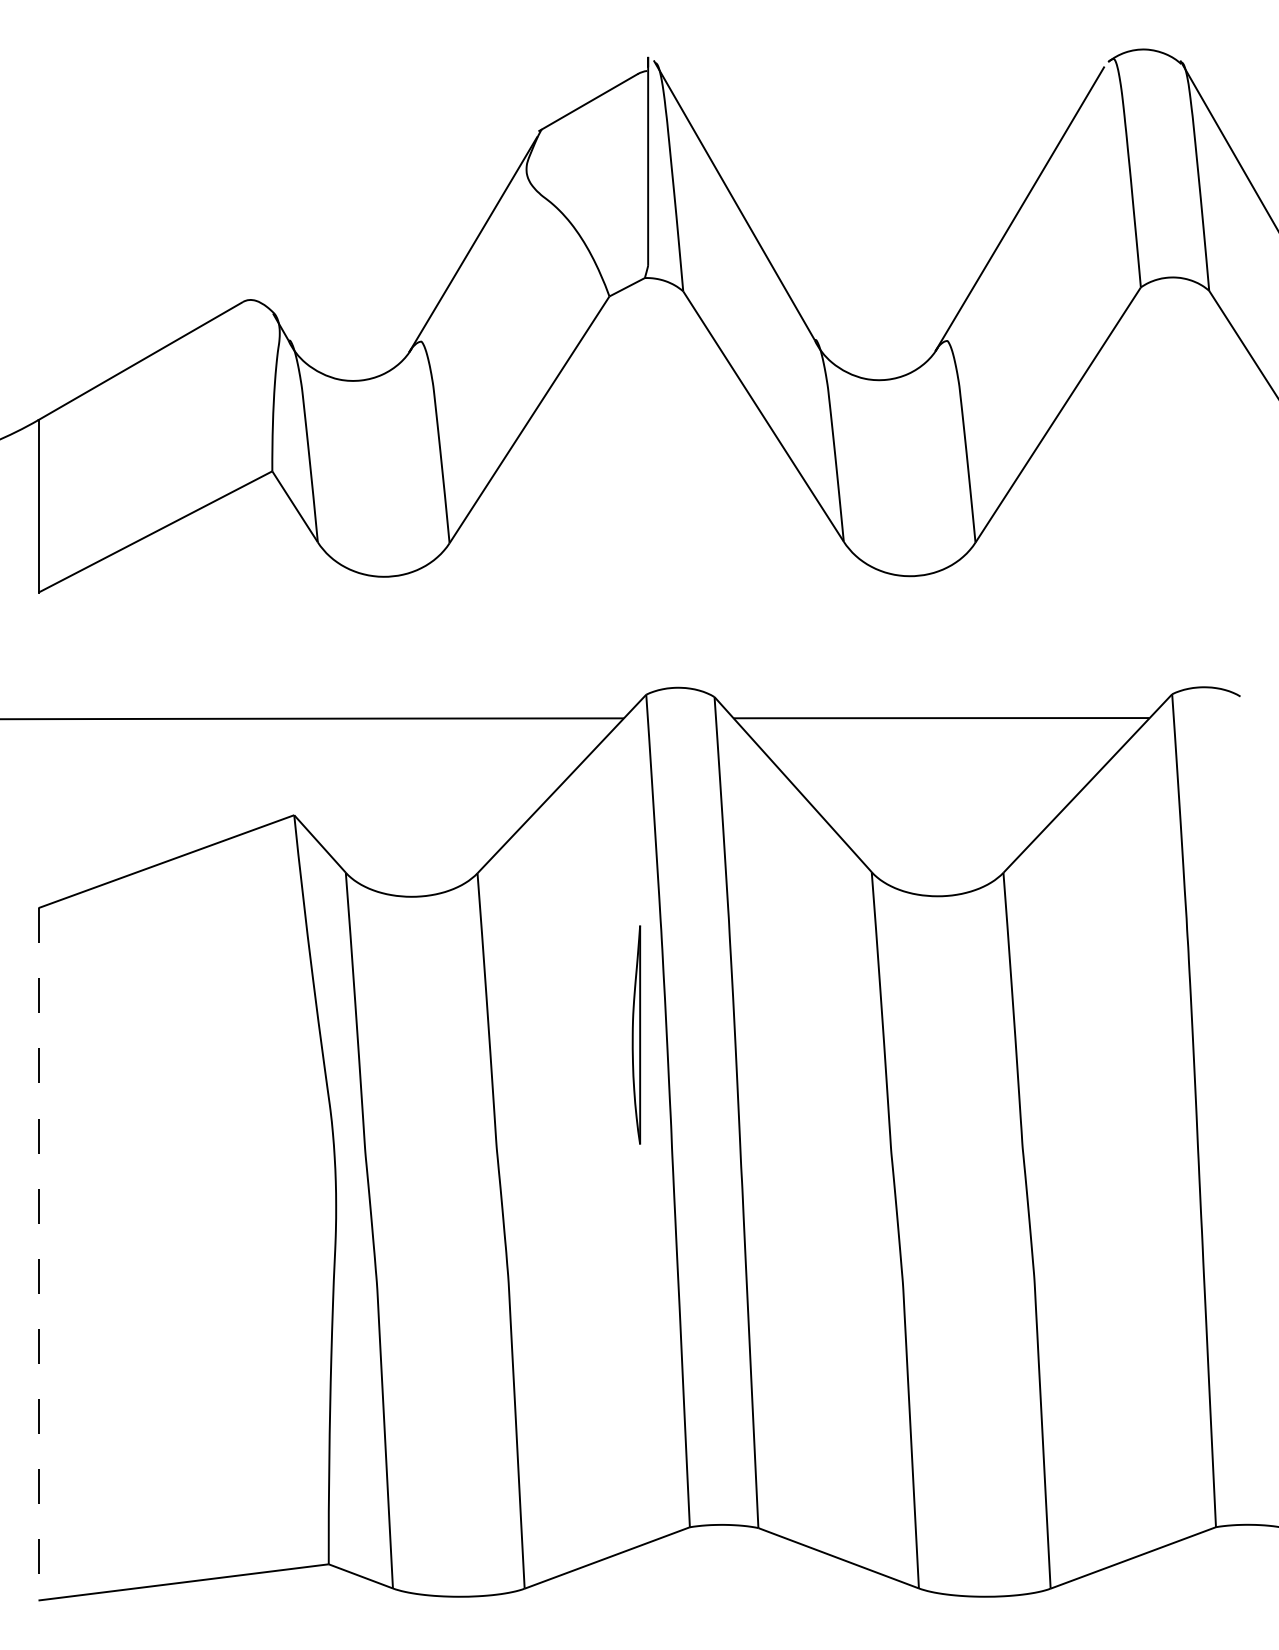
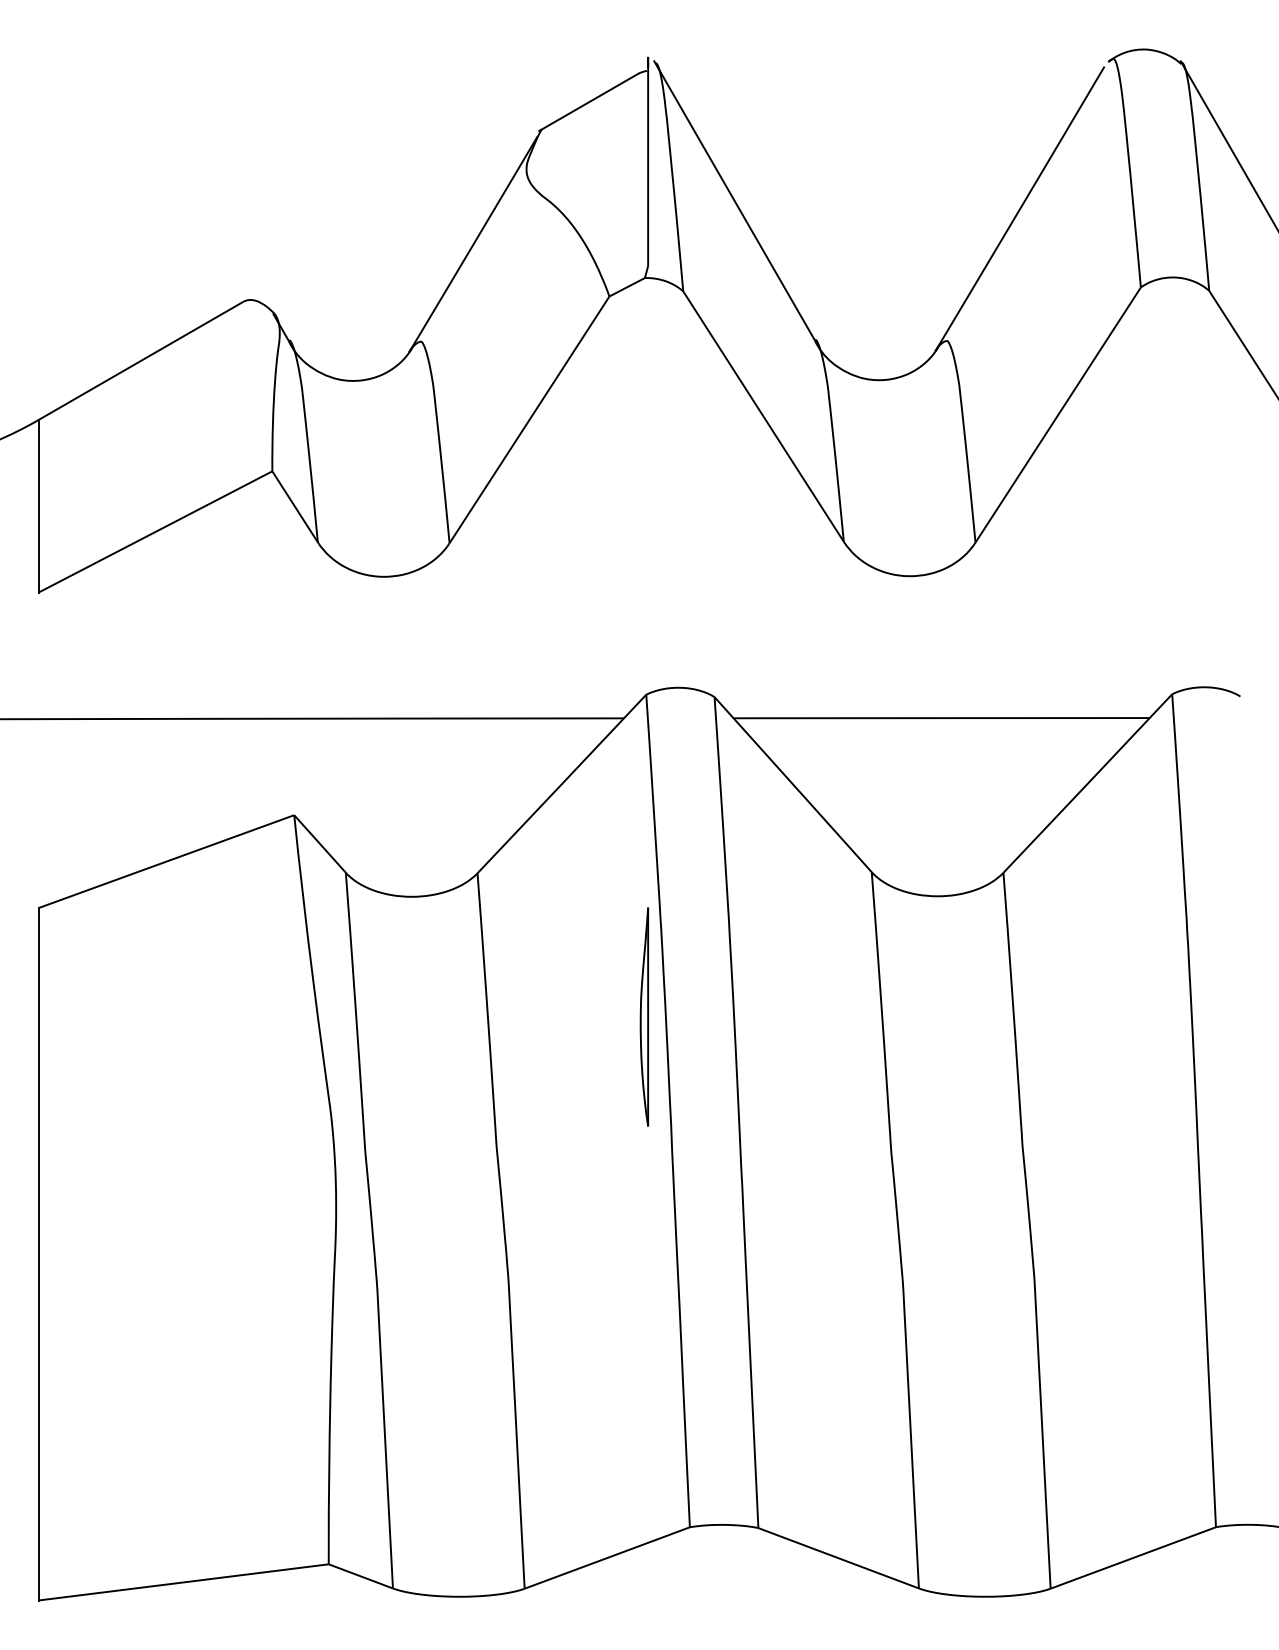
part position: (636, 1034) -> (644, 1016) (644, 1016)
line: dashed -> solid (38, 1254)
